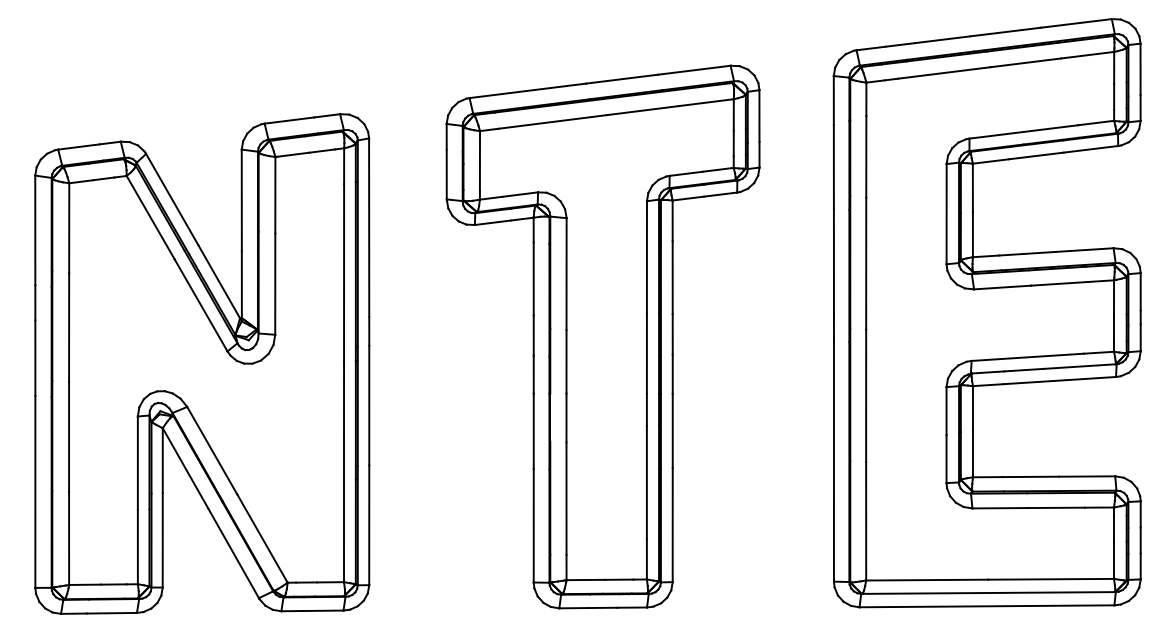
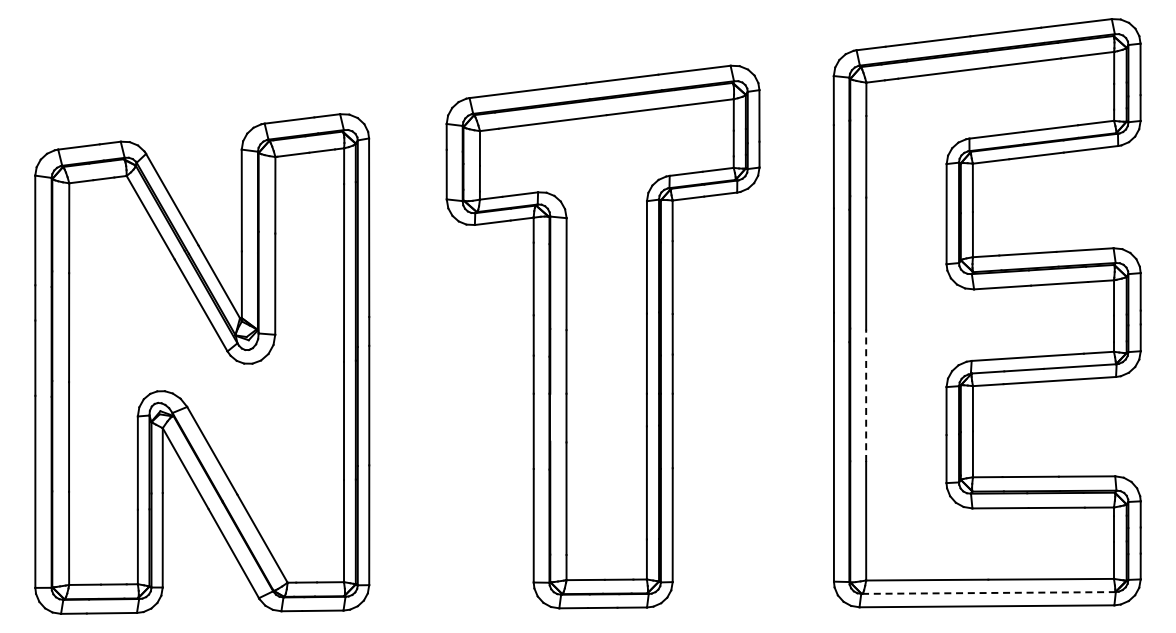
line: solid -> dashed (866, 395)
line: solid -> dashed (988, 593)
